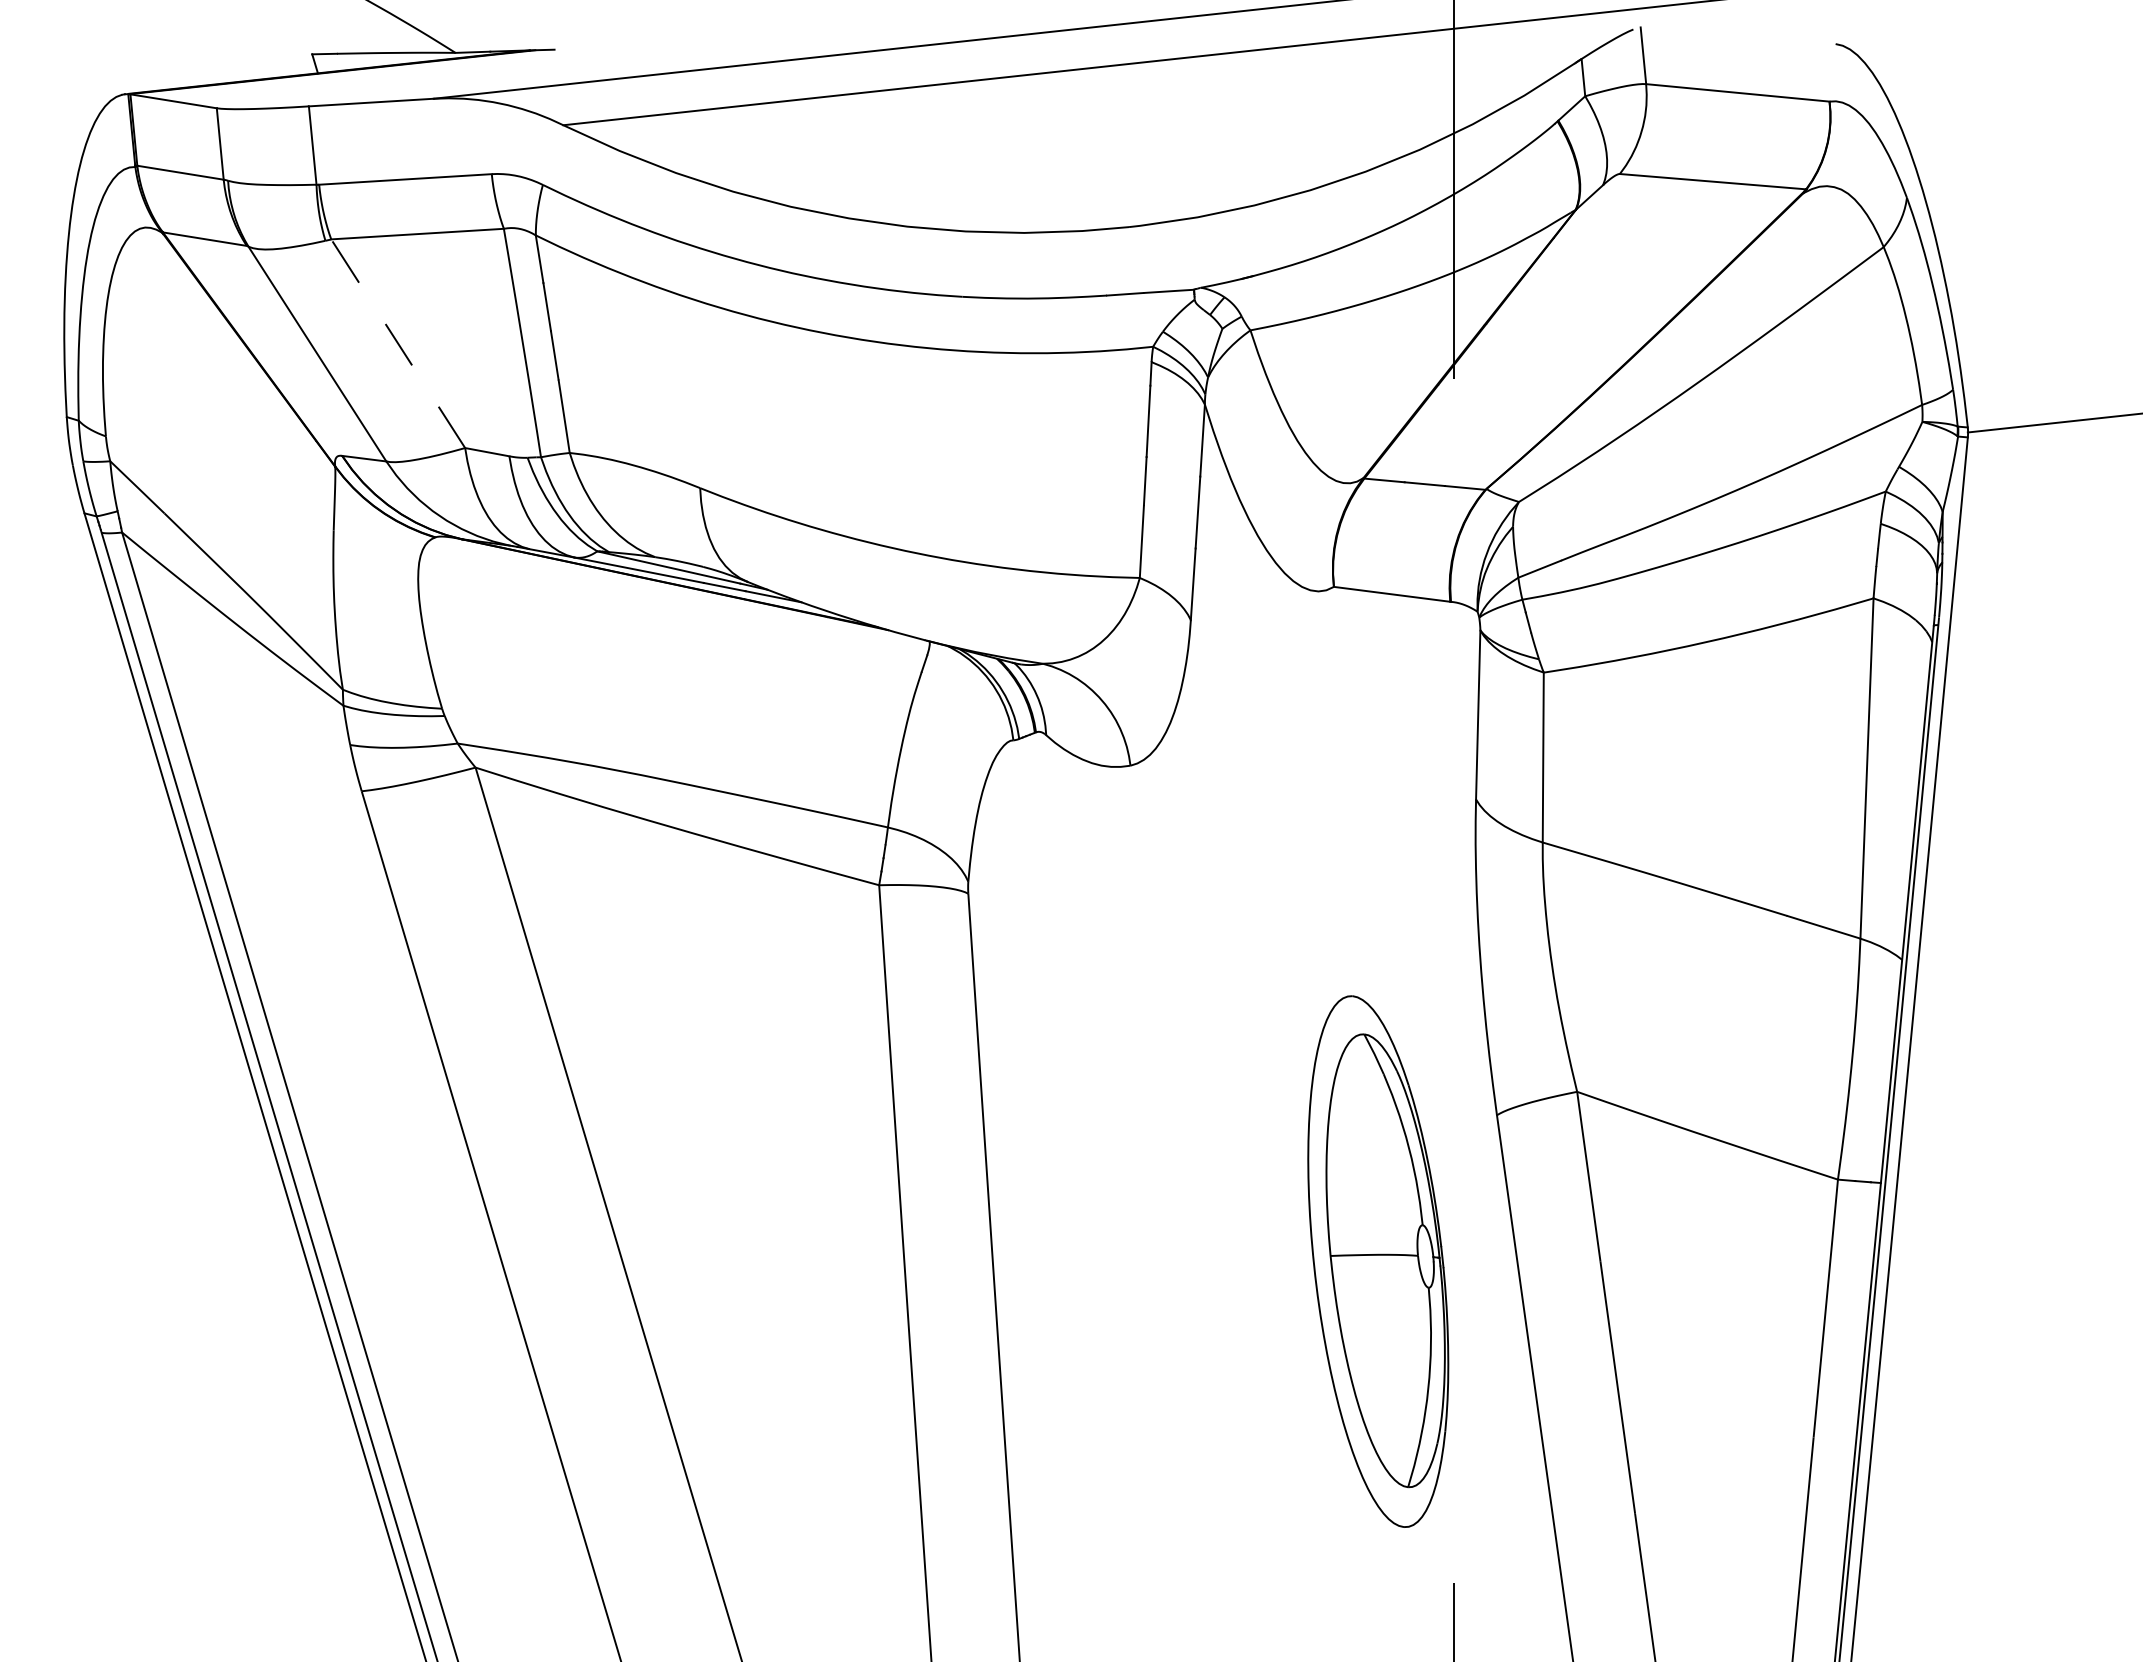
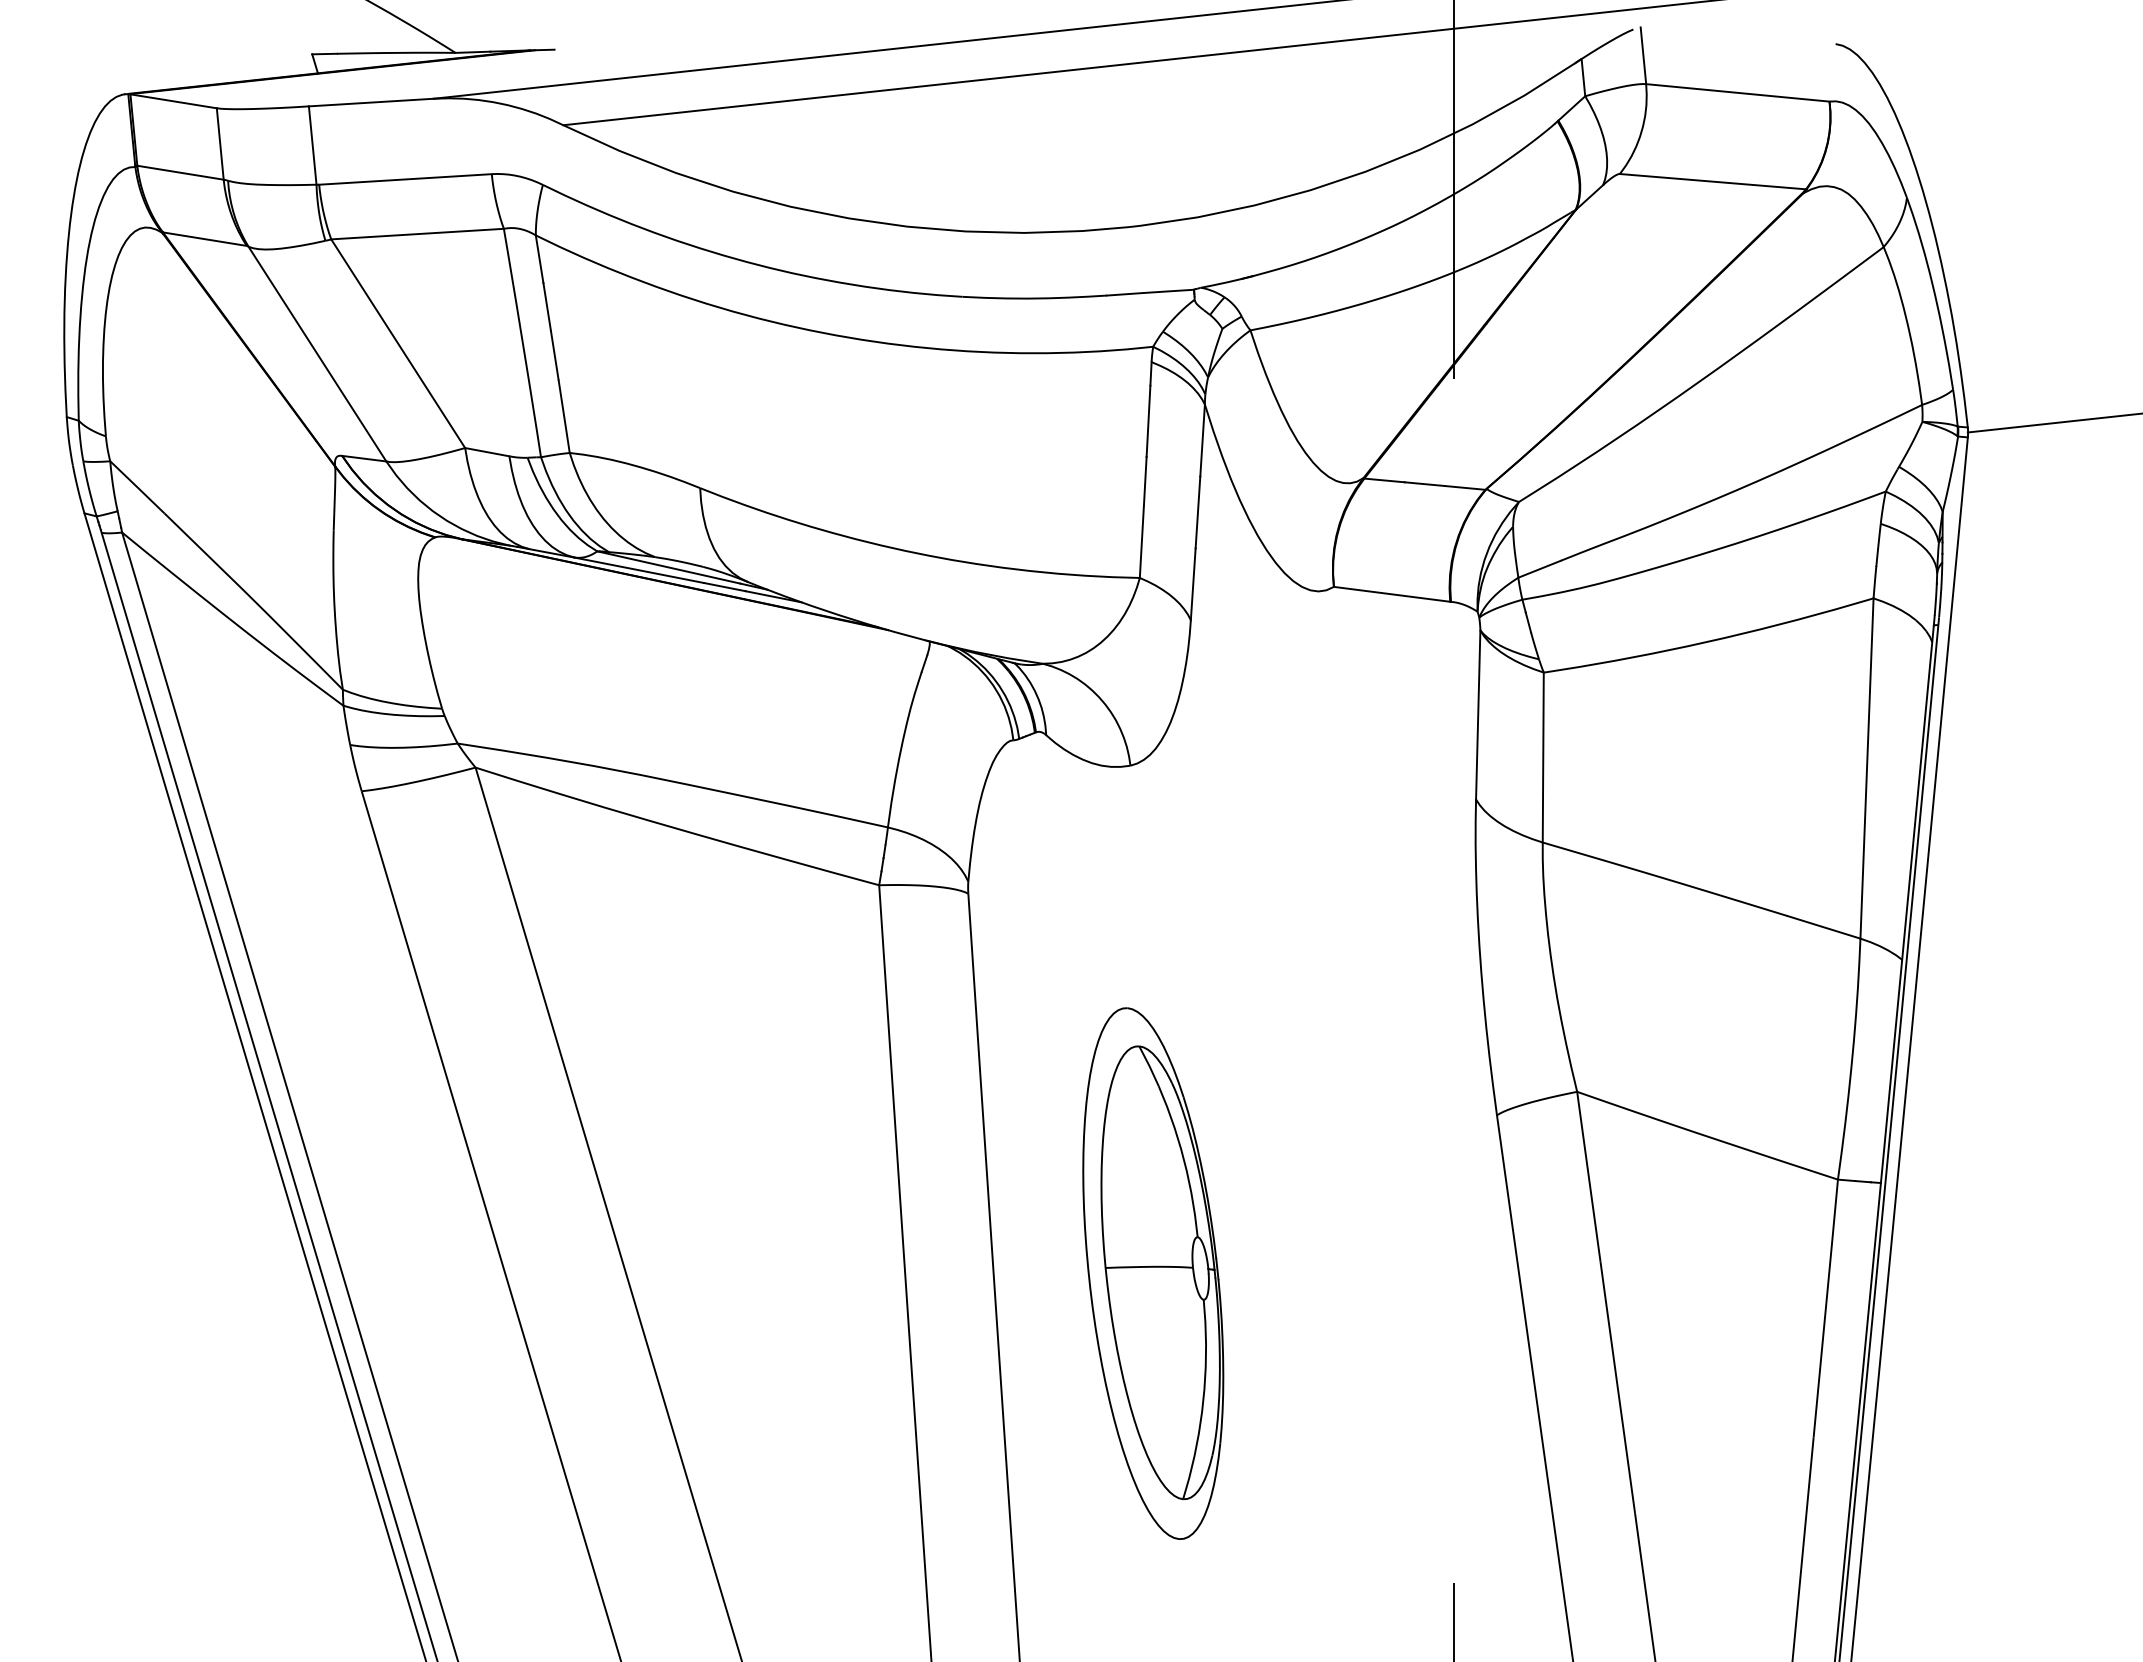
line: dashed -> solid (398, 343)
part position: (1378, 1261) -> (1153, 1273) (1153, 1273)
